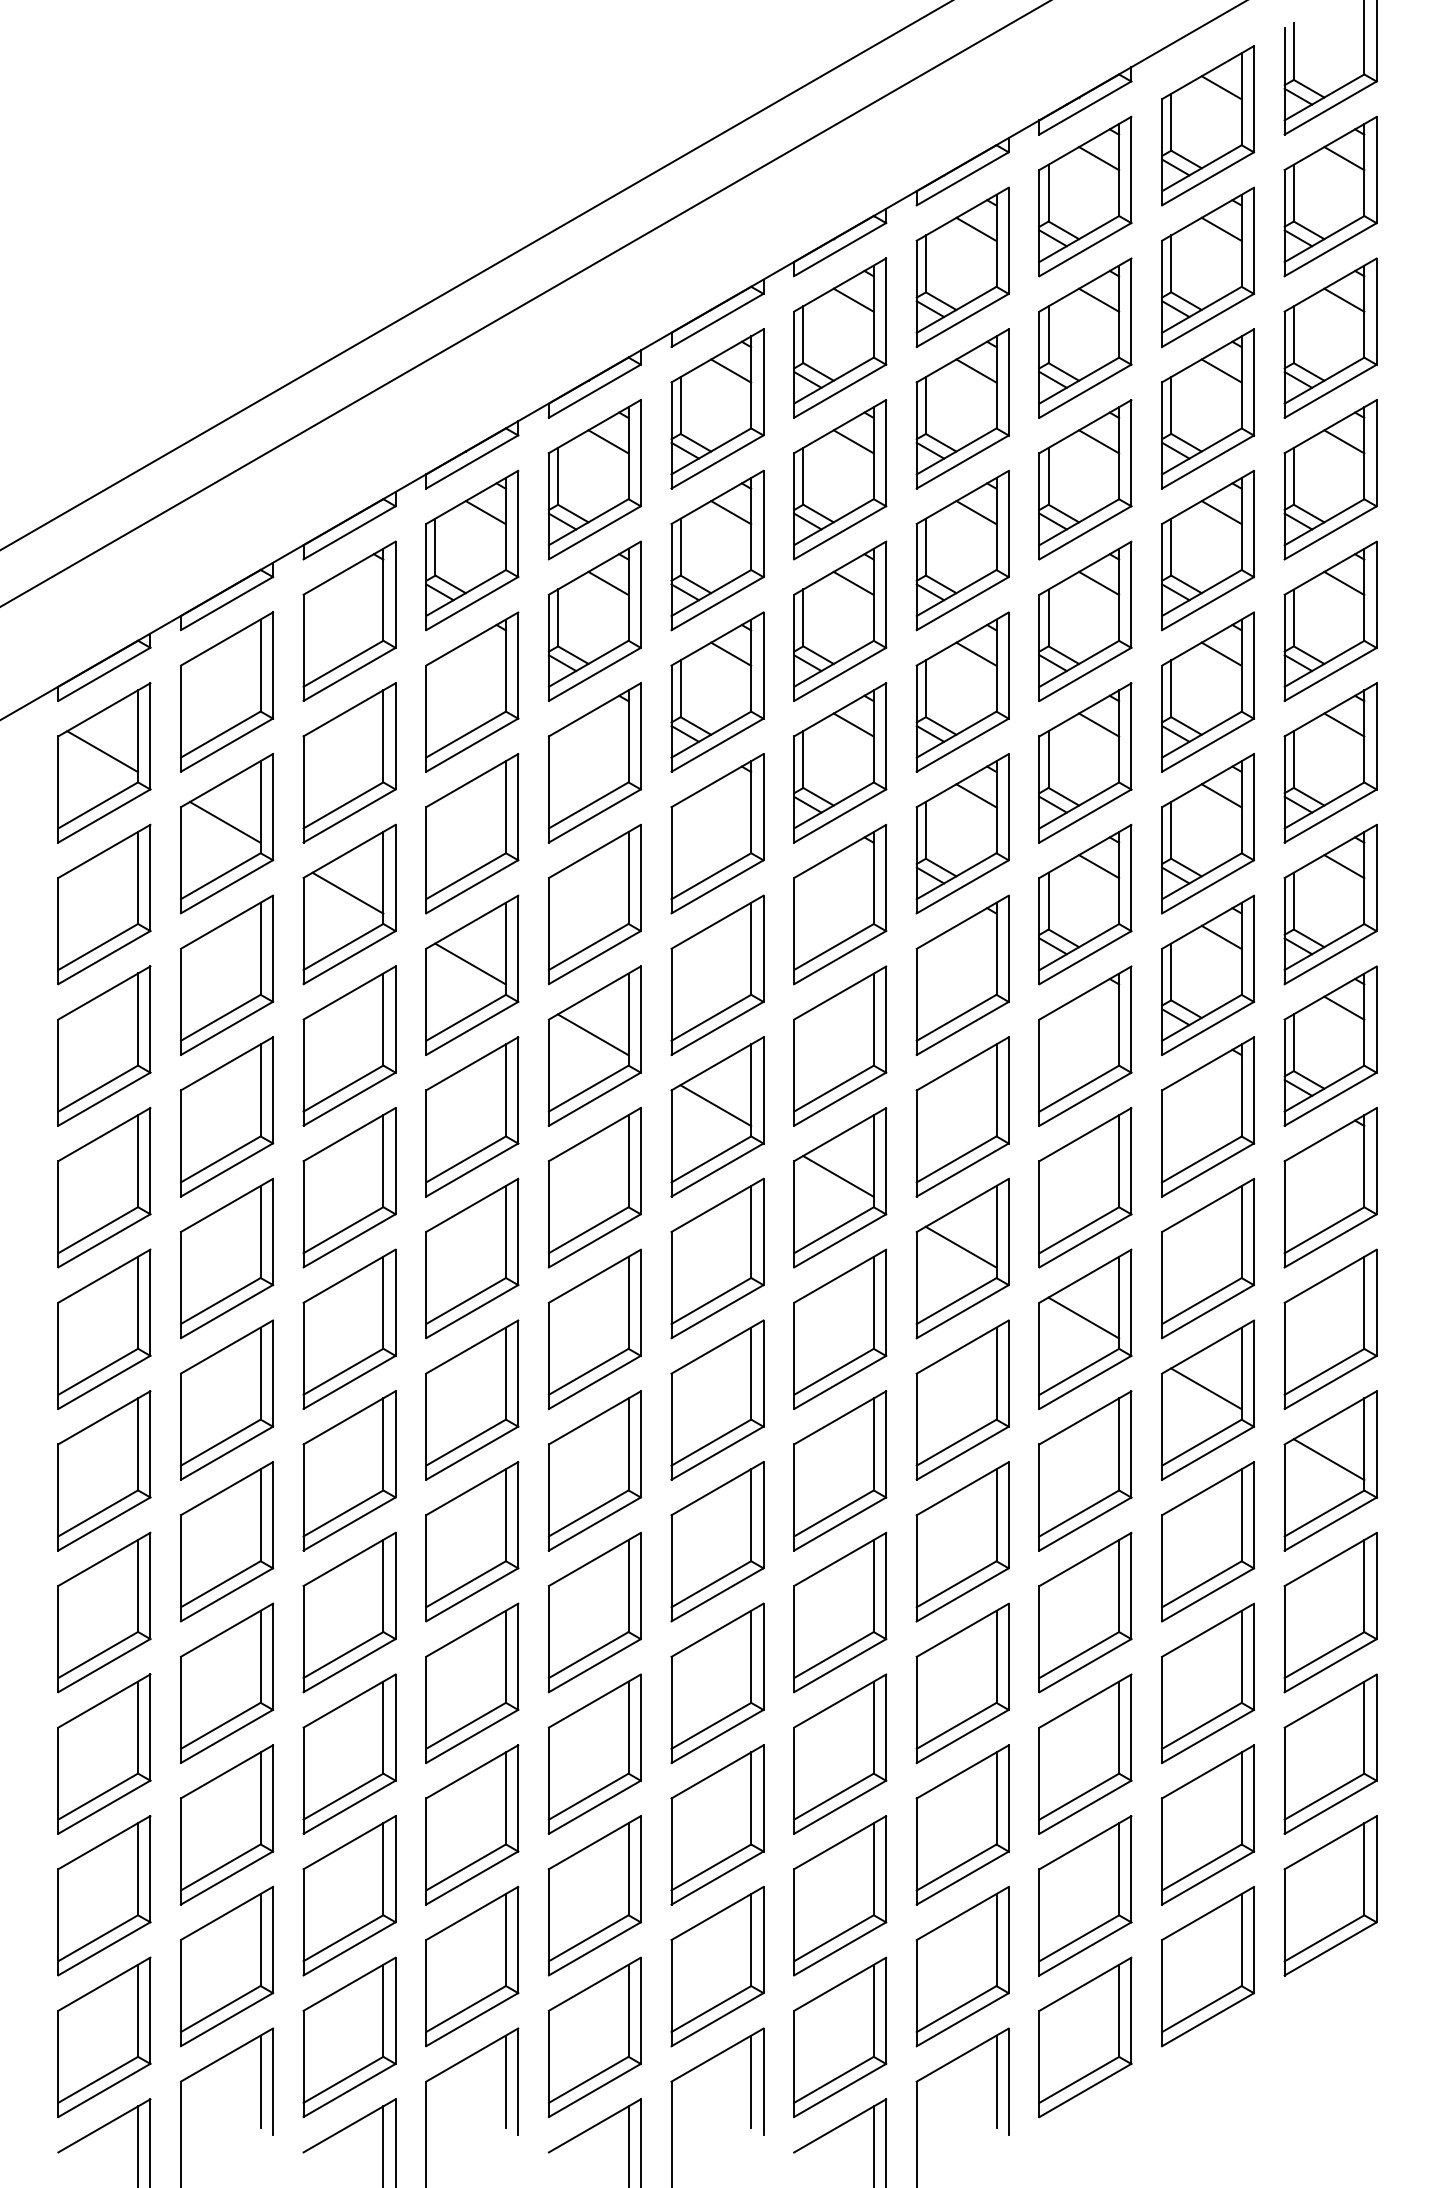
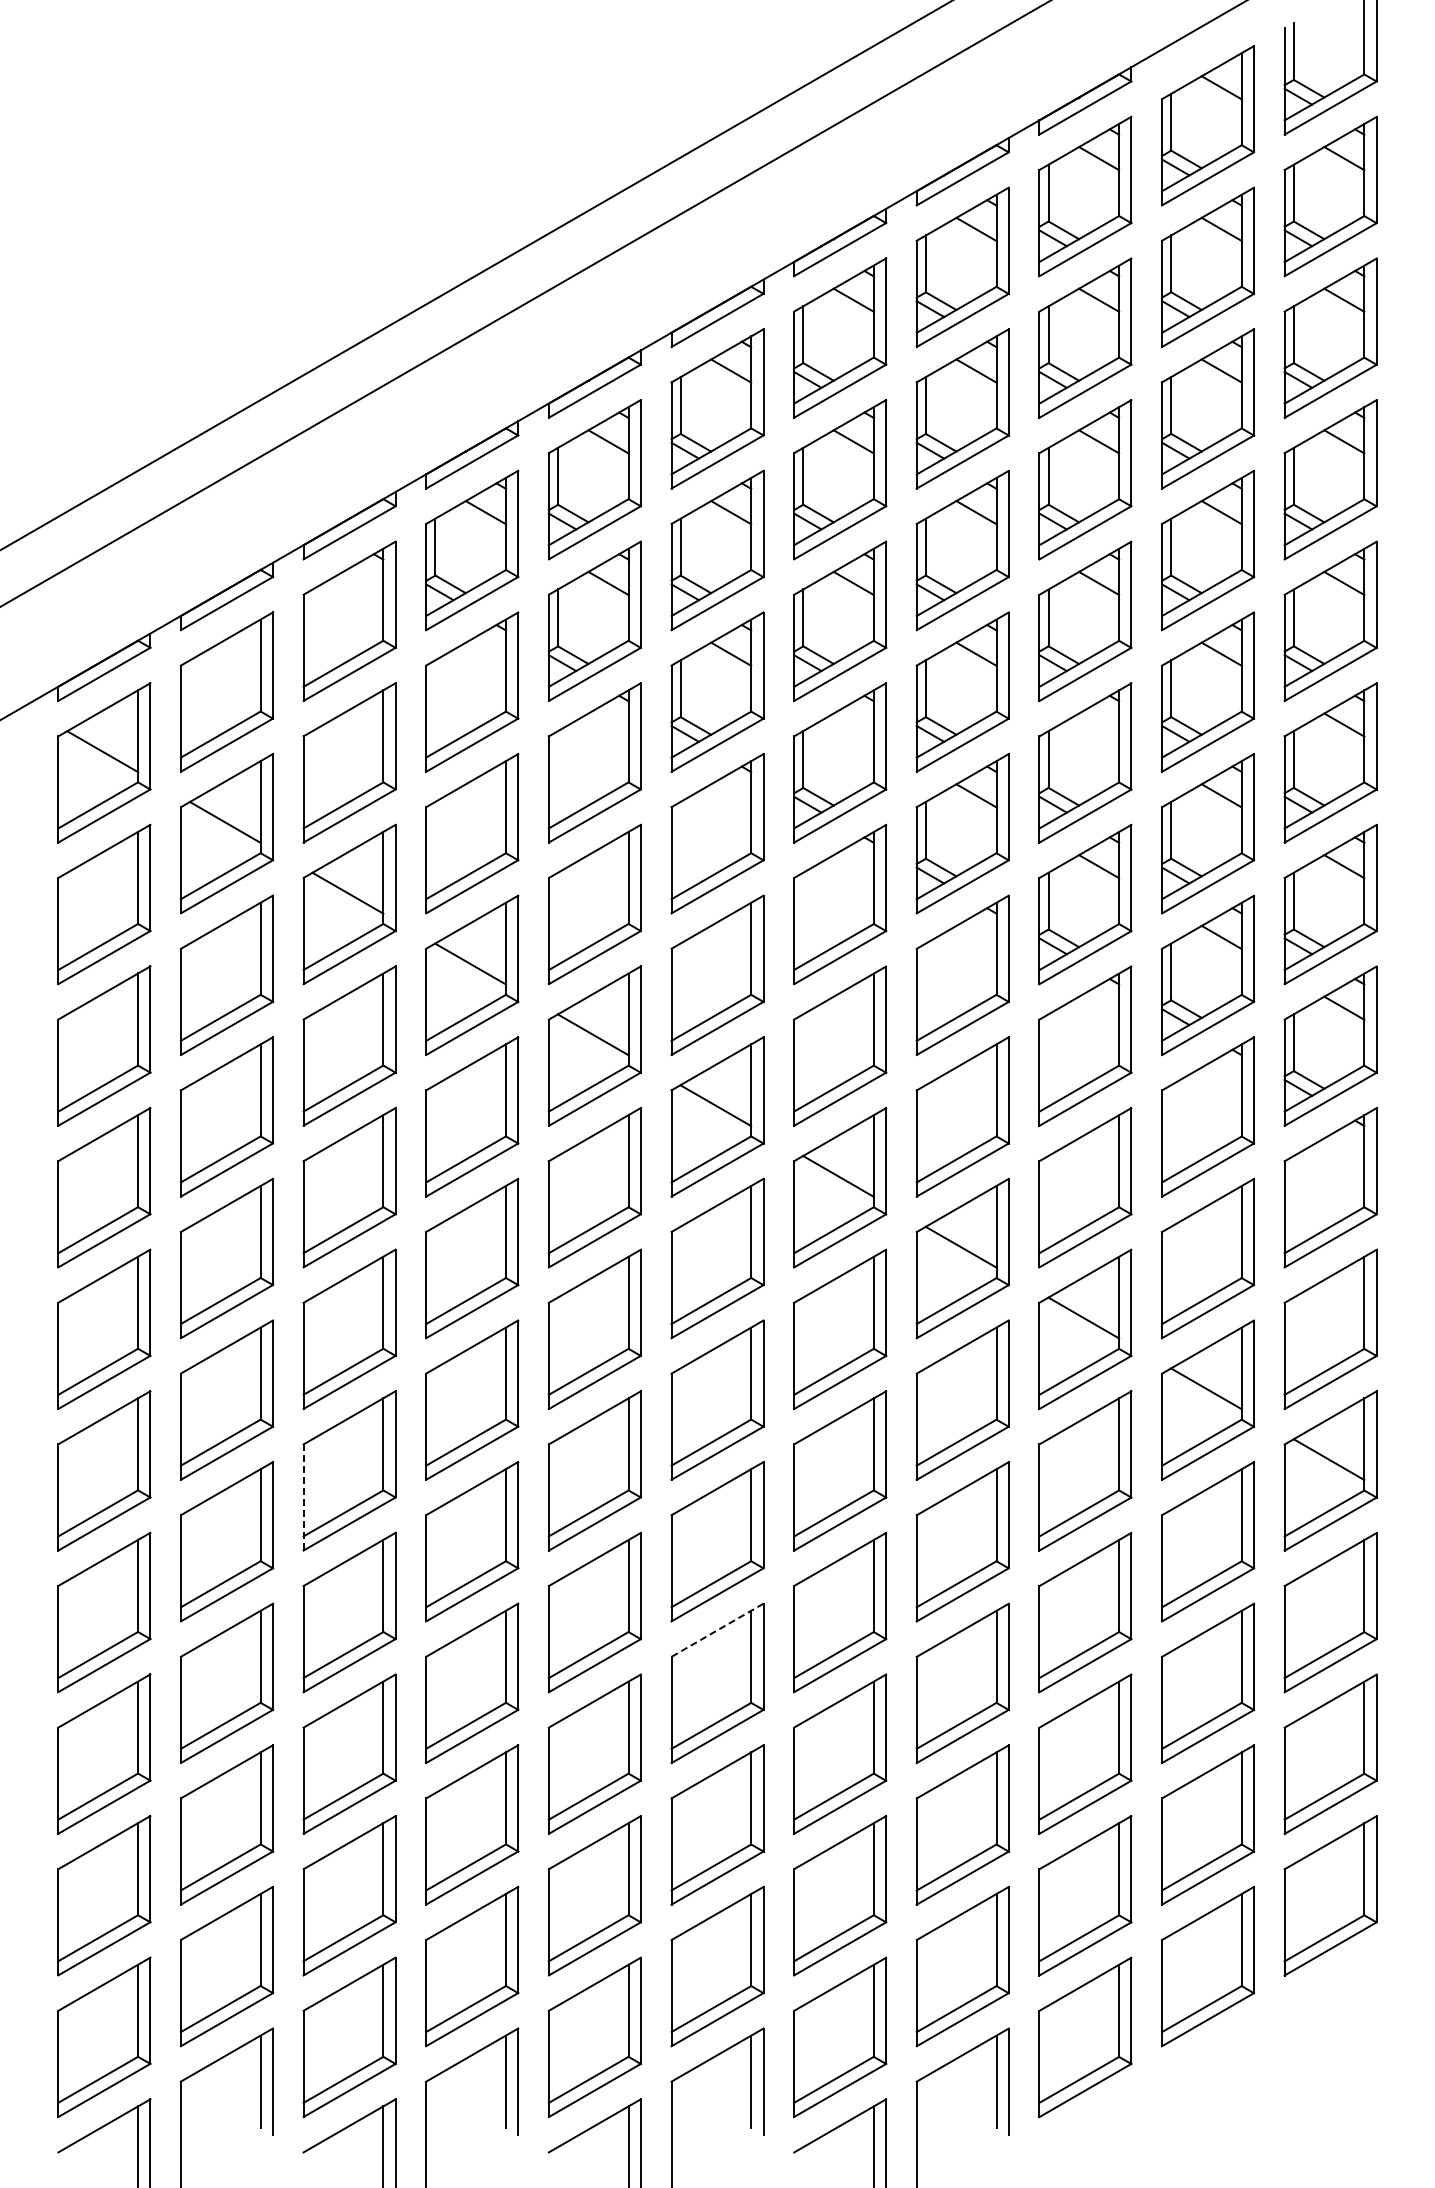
line: present -> none (853, 724)
line: present -> none (1099, 724)
line: solid -> dashed (303, 1497)
line: solid -> dashed (717, 1630)
